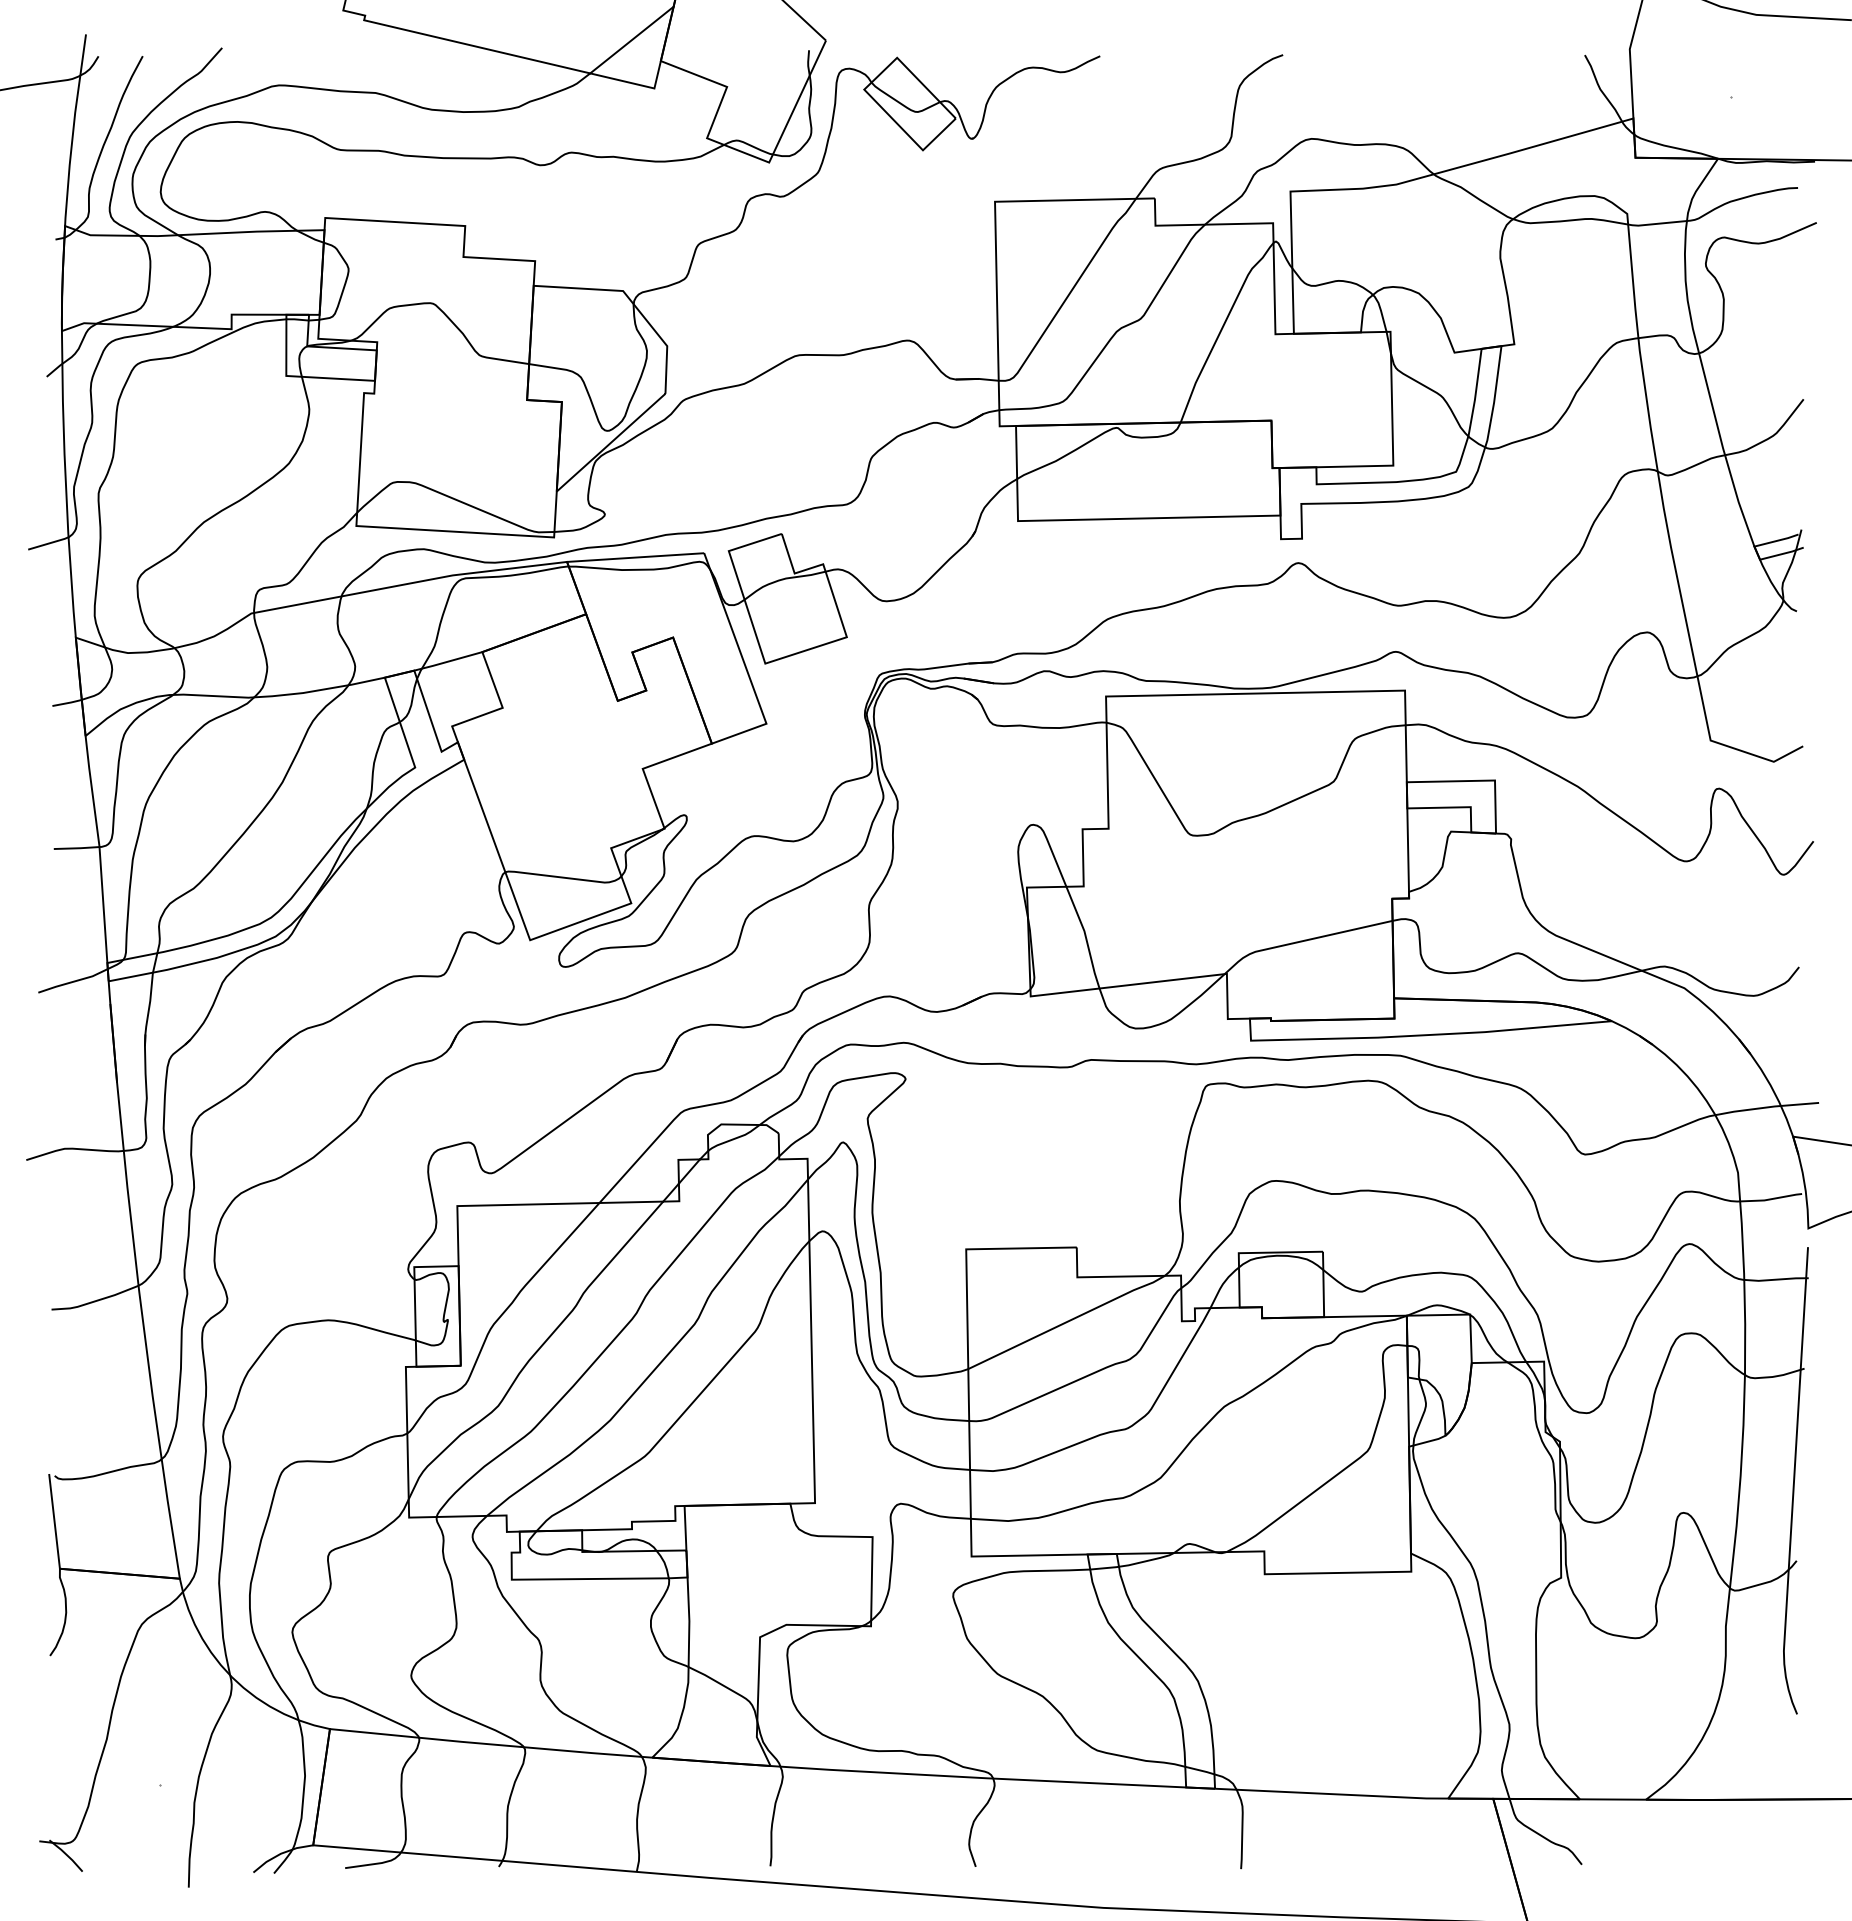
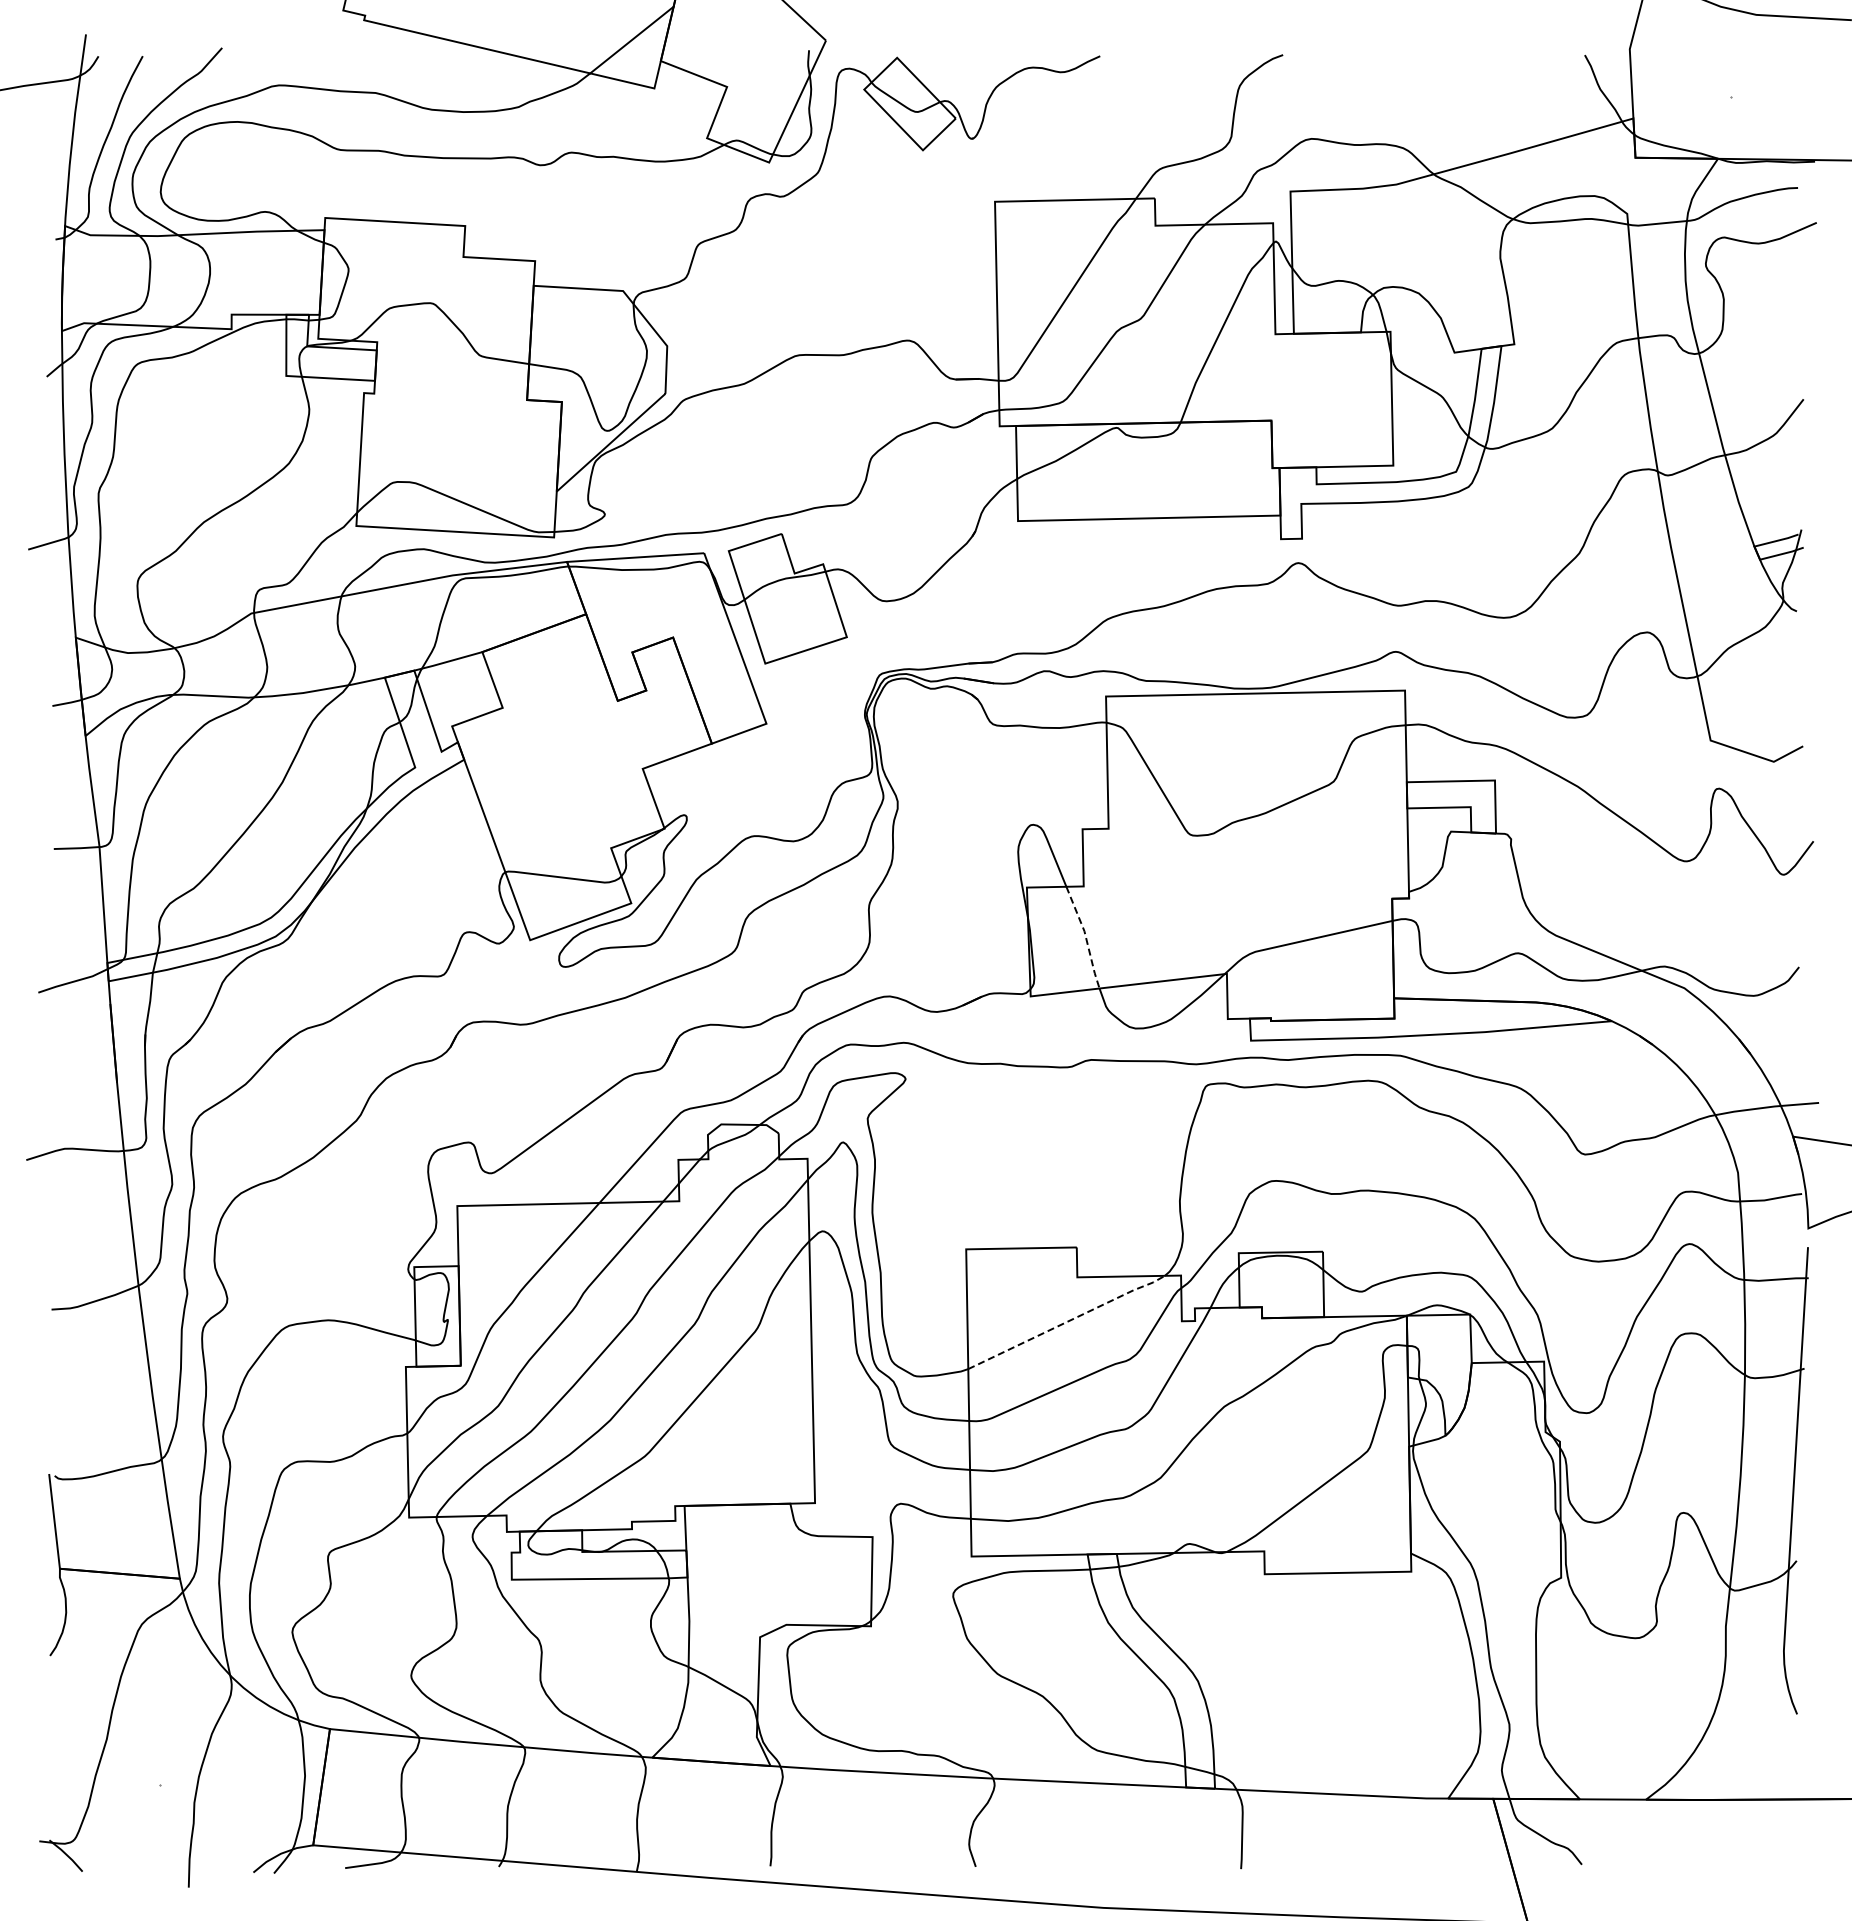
line: solid -> dashed (1086, 937)
line: solid -> dashed (1068, 1321)
